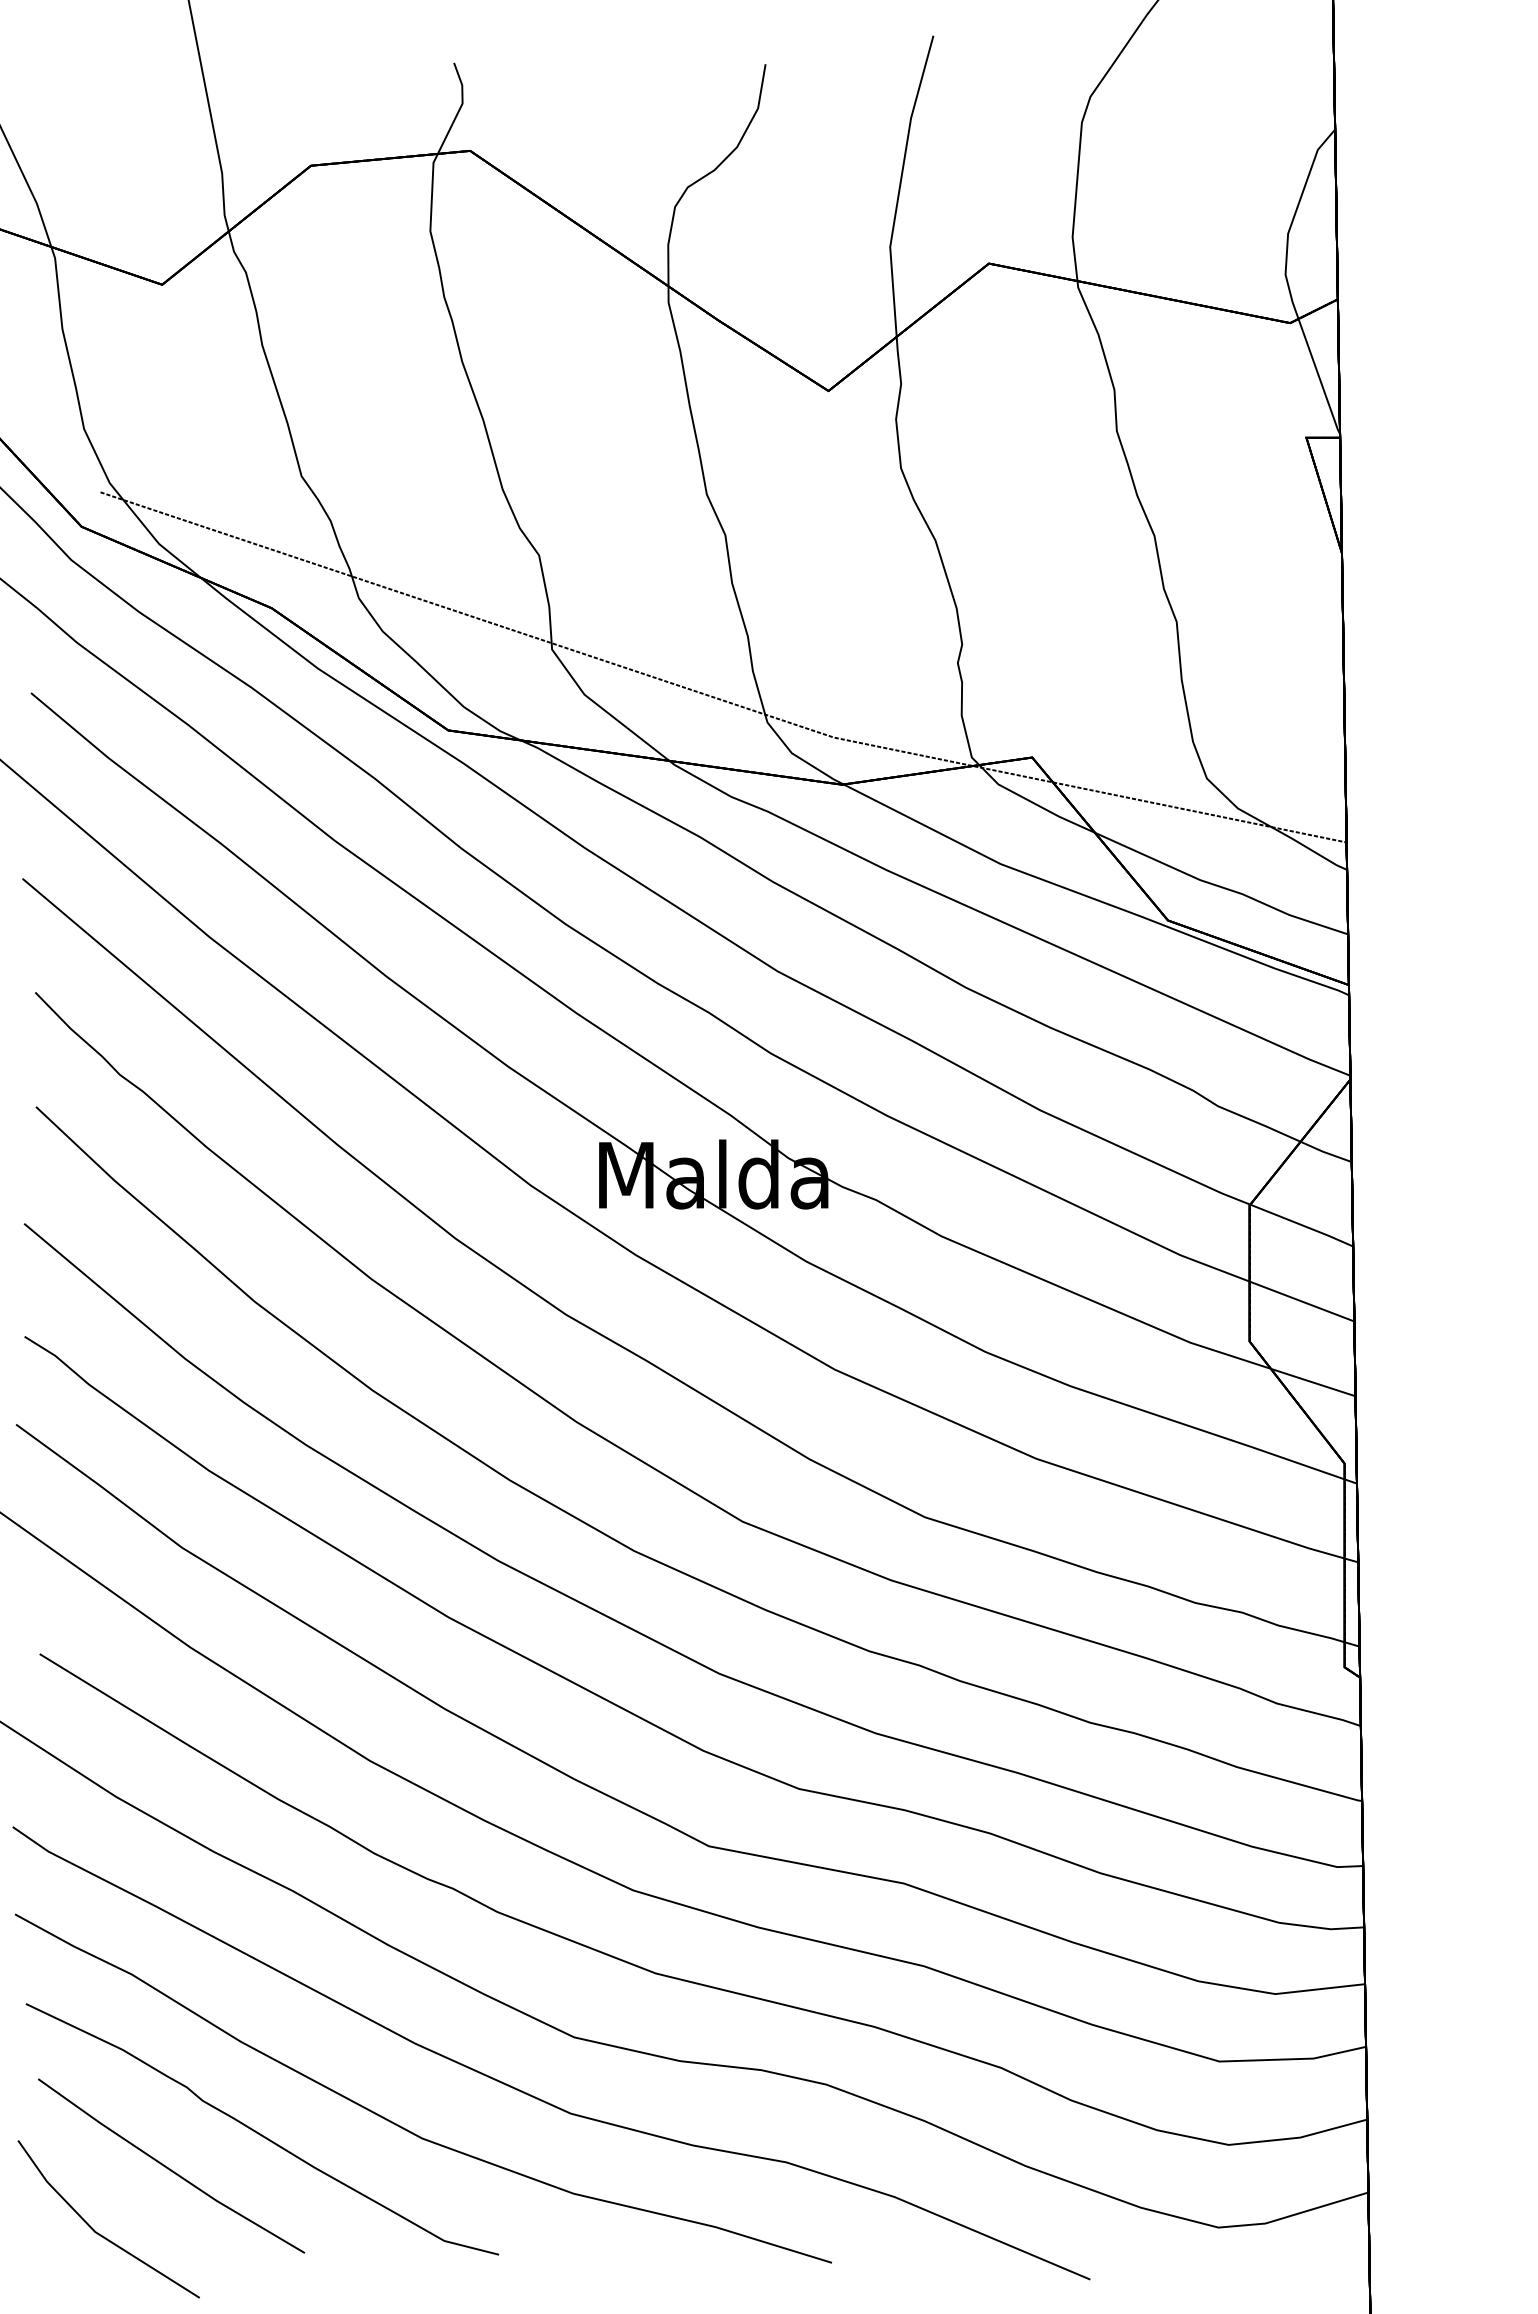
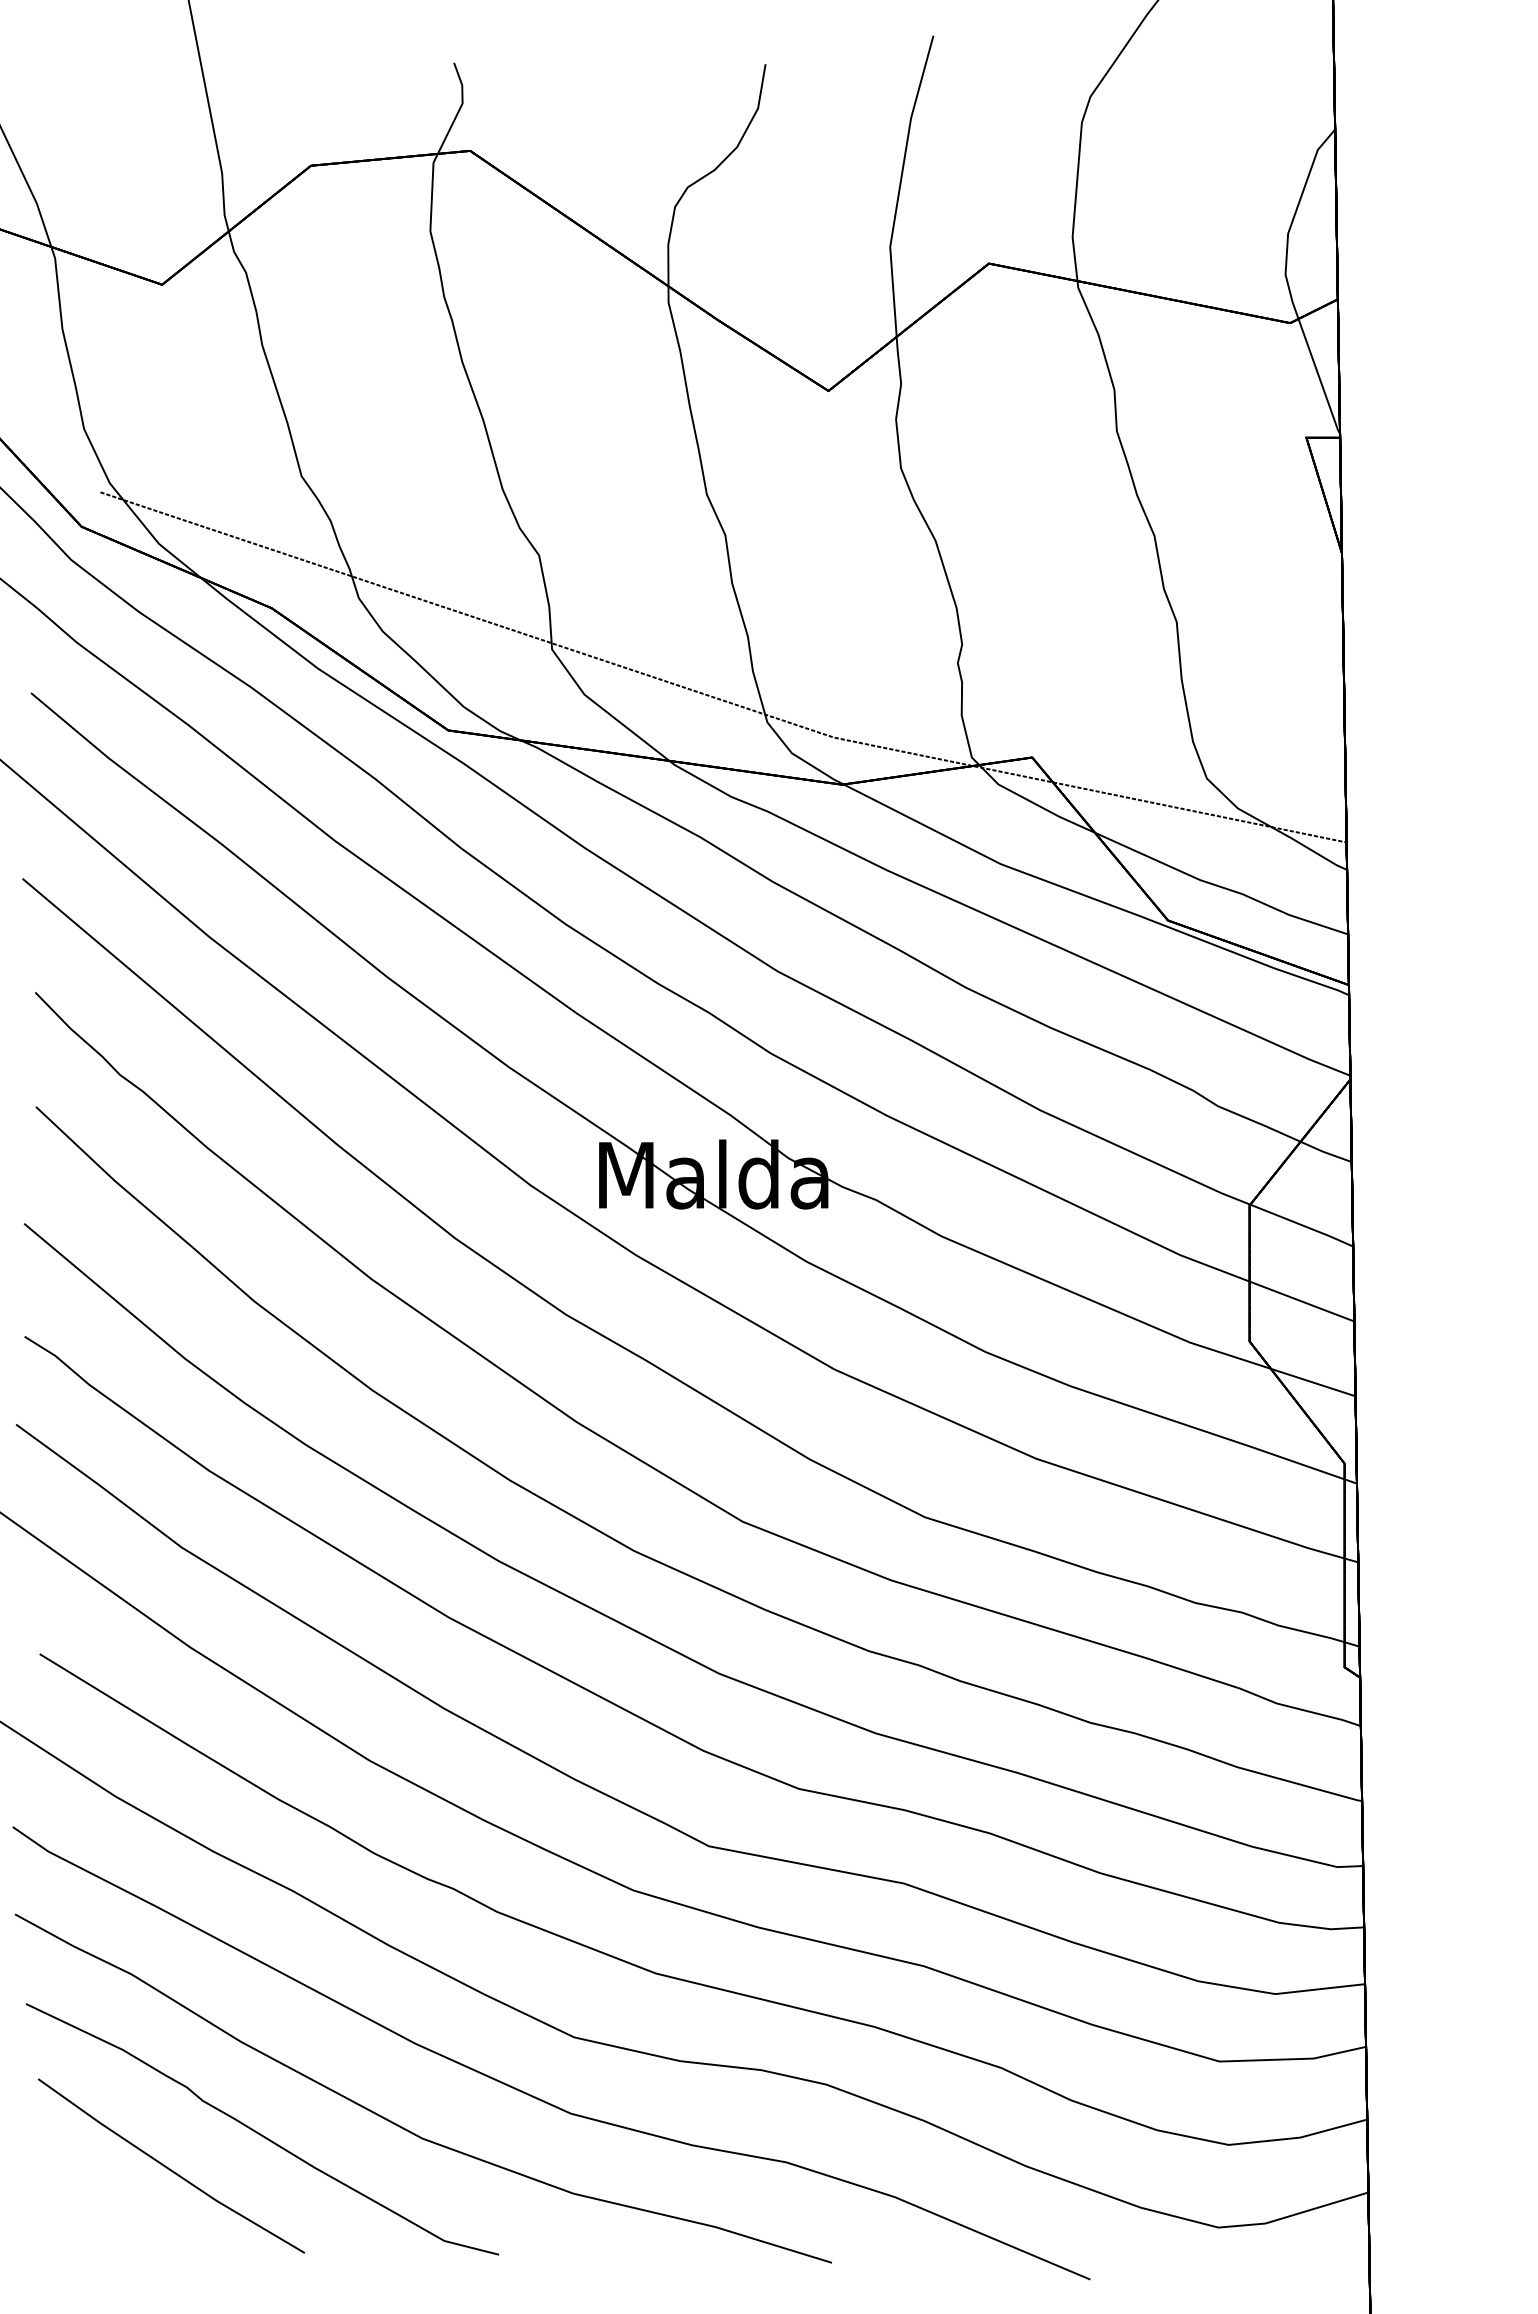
part: present -> none (98, 2232)
